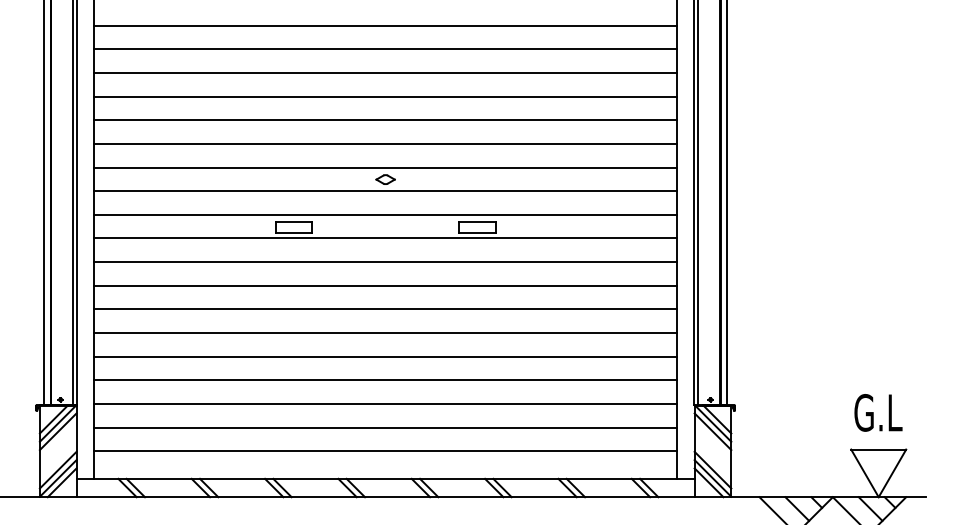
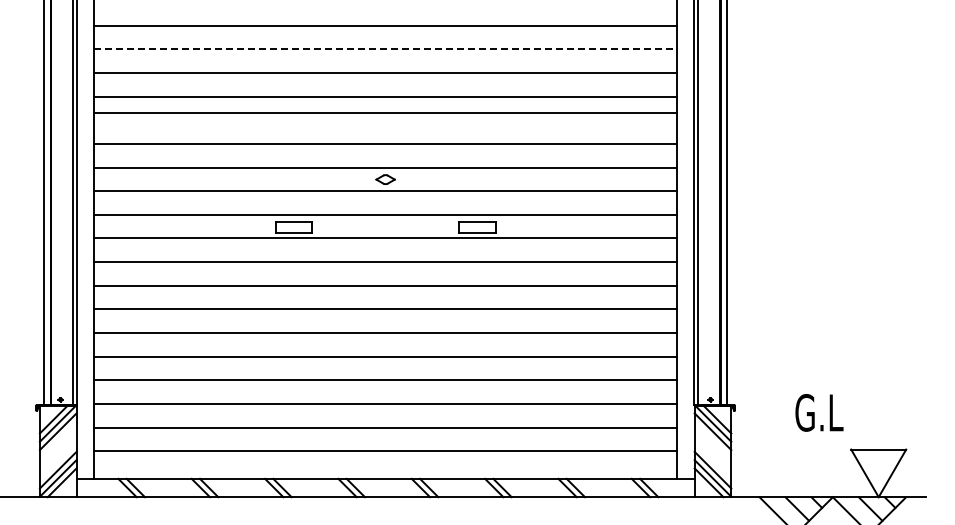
line: solid -> dashed (386, 49)
line position: (385, 120) -> (385, 113) (385, 113)
text position: (878, 412) -> (819, 412) (819, 412)
